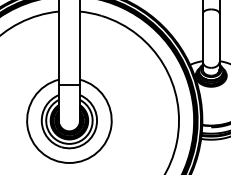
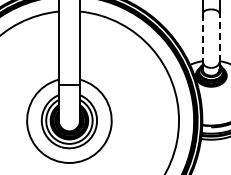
line: solid -> dashed (219, 37)
line: solid -> dashed (202, 38)
